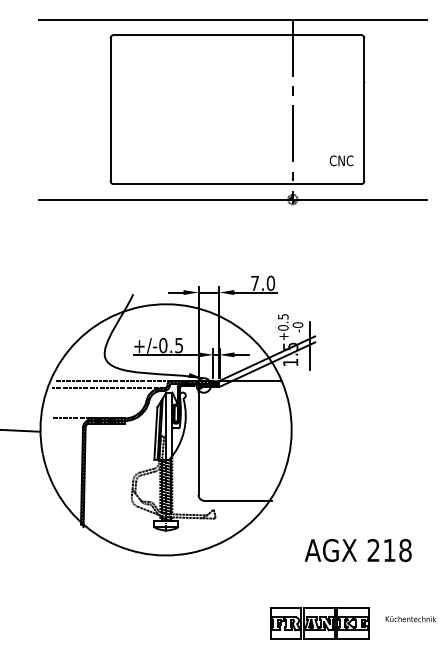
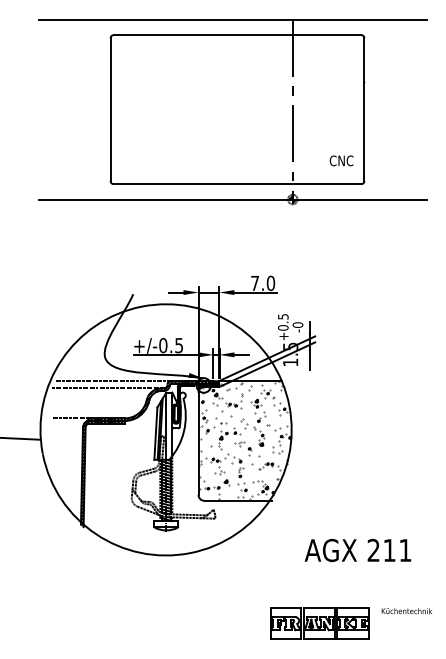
line position: (21, 430) -> (21, 438) (21, 438)
hatch: none -> present (244, 440)
text: 218 -> 211 (405, 550)
text position: (410, 619) -> (406, 611) (406, 611)
